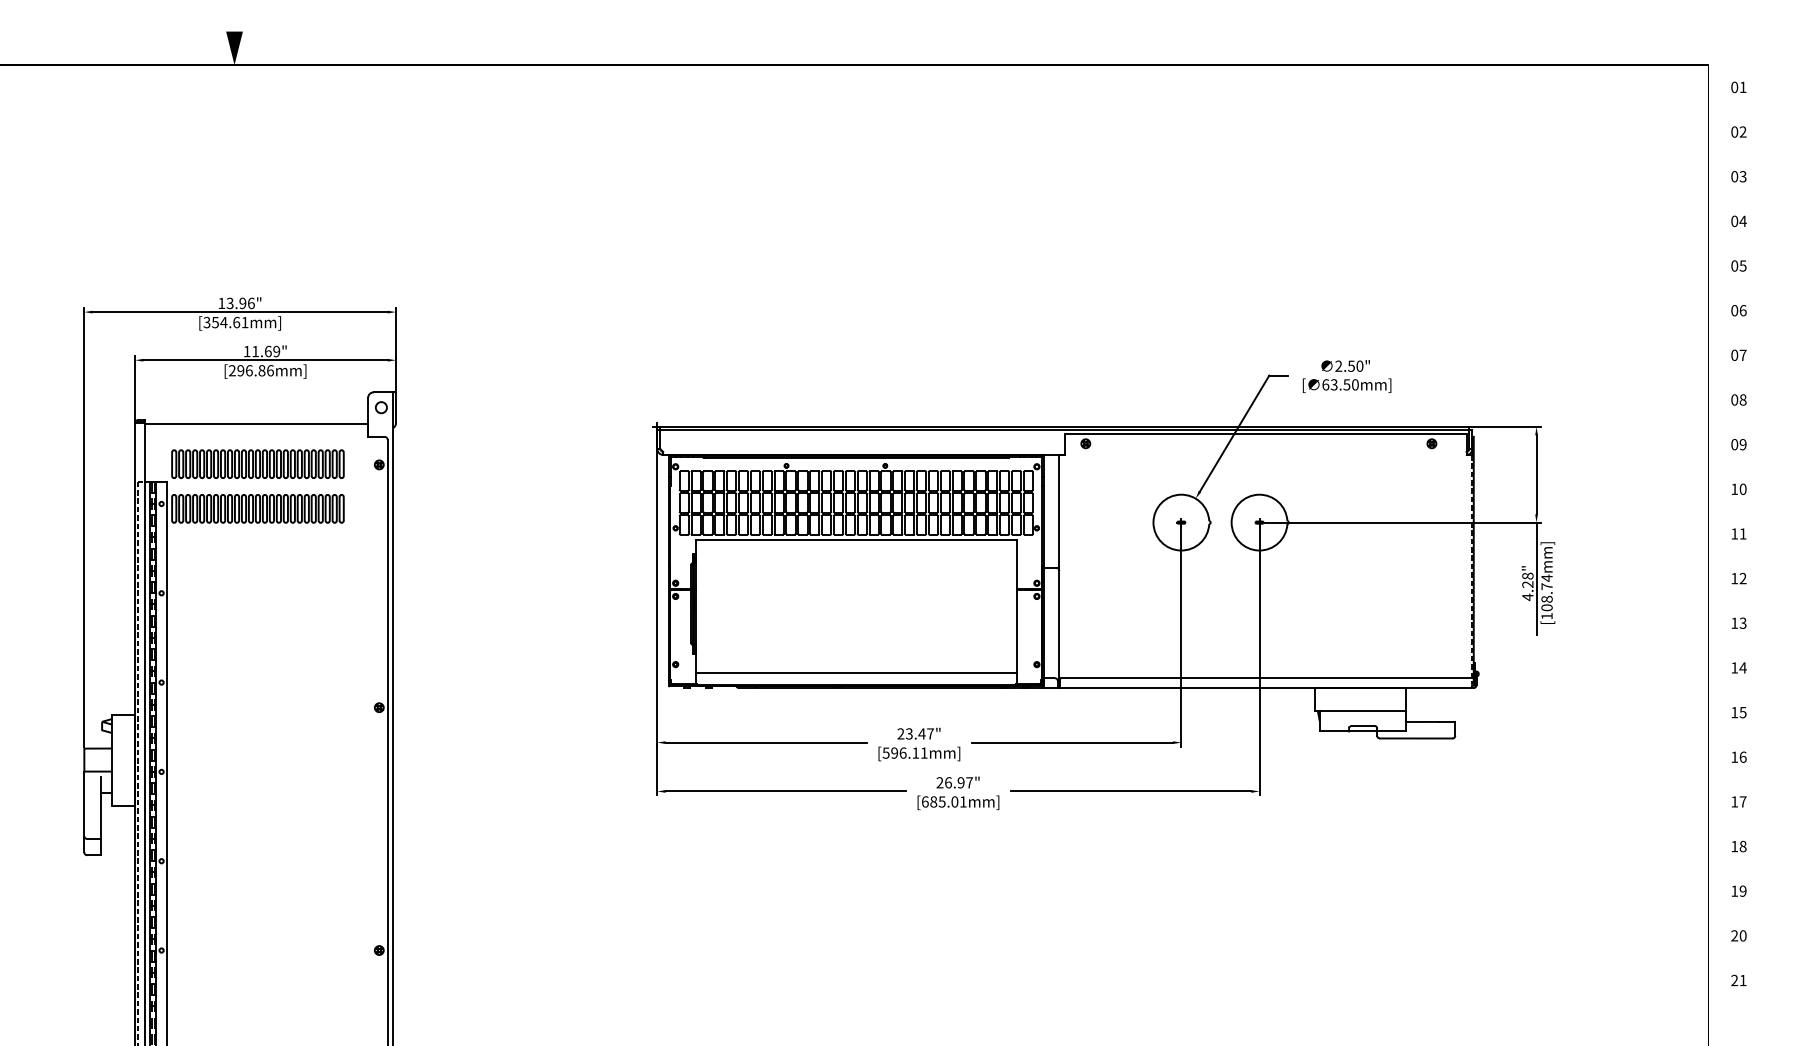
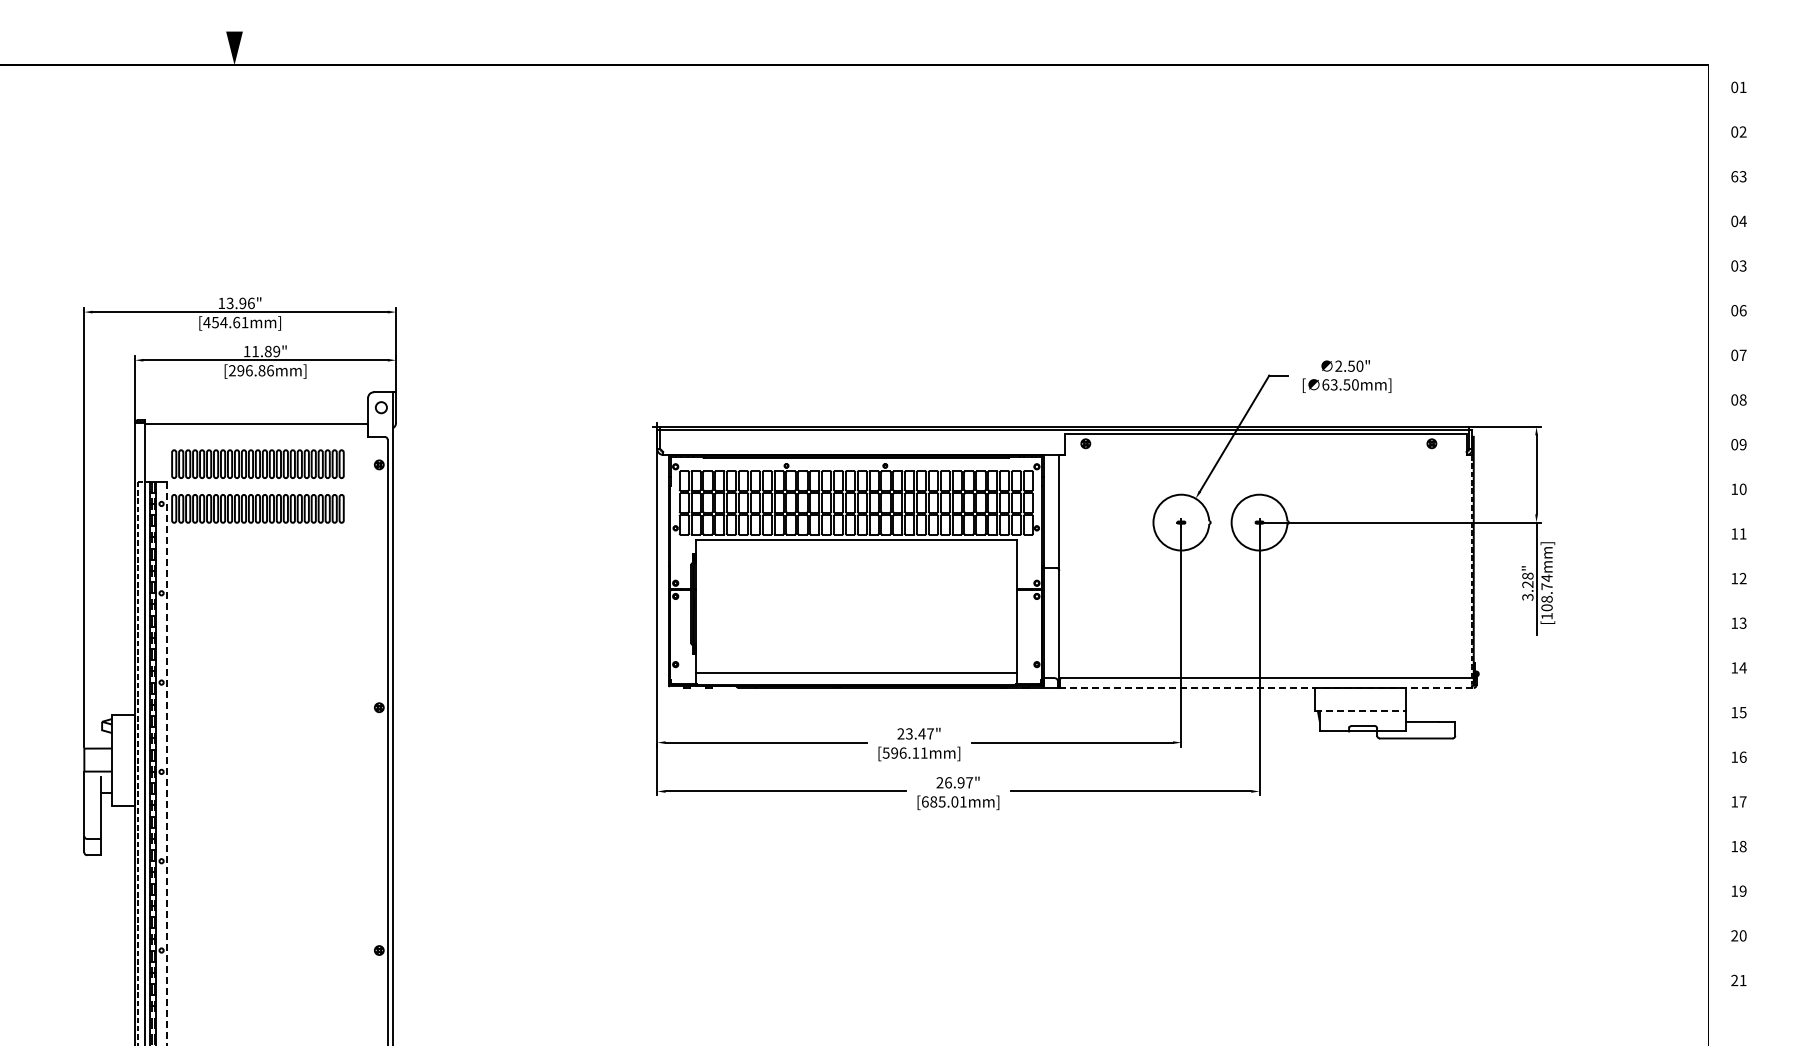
text: 03 -> 63 (1734, 176)
text: 05 -> 03 (1743, 265)
text: [354.61mm] -> [454.61mm] (206, 322)
text: 11.69" -> 11.89" (267, 351)
text: 4.28" -> 3.28" (1527, 597)
line: solid -> dashed (1267, 687)
line: solid -> dashed (1360, 711)
line: solid -> dashed (167, 763)
